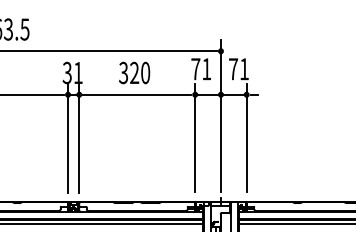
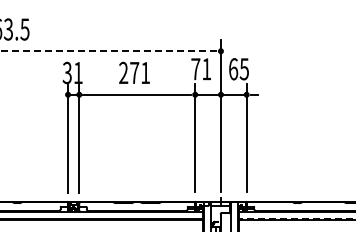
line: solid -> dashed (109, 51)
text: 71 -> 65 (238, 69)
text: 320 -> 271 (134, 72)
line: present -> none (32, 94)
line: solid -> dashed (296, 218)
line: present -> none (102, 223)
line: present -> none (295, 223)
